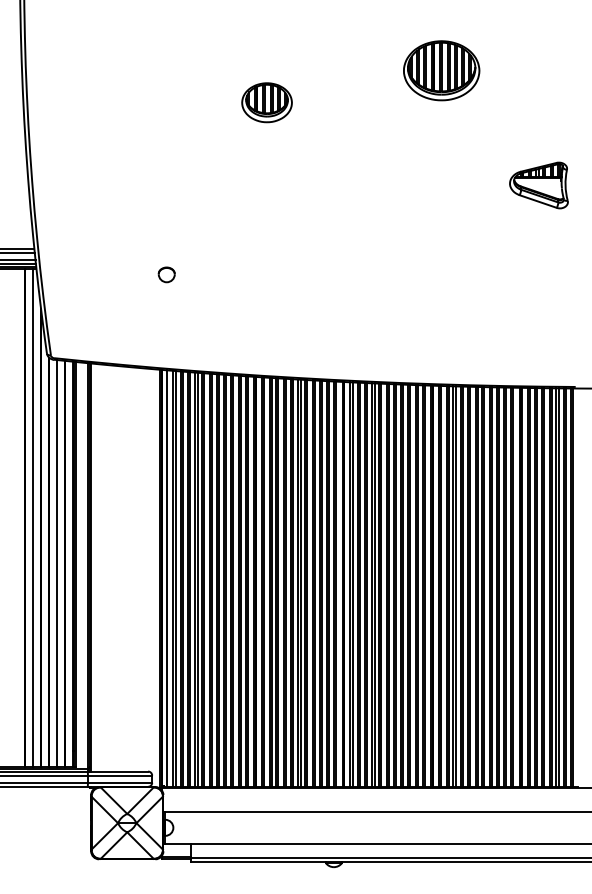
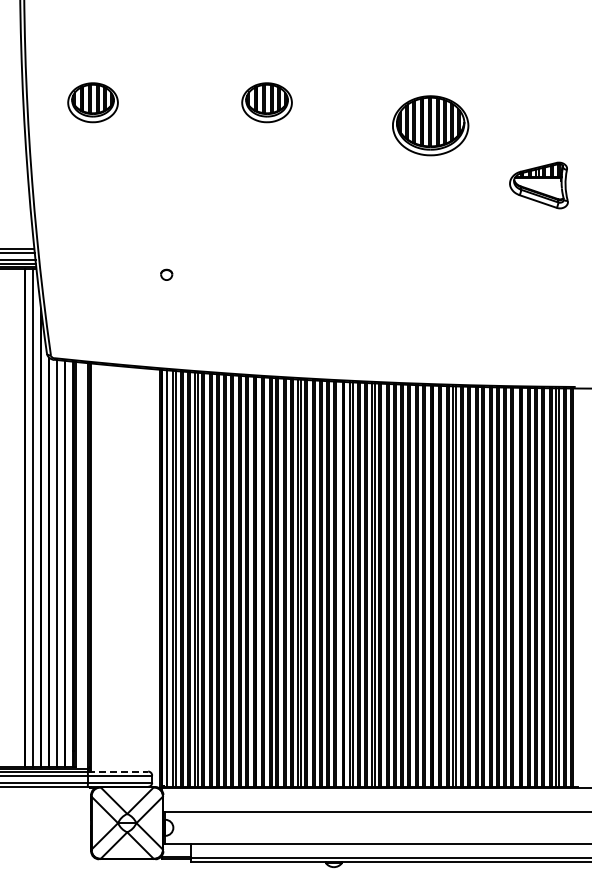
part position: (441, 70) -> (430, 125) (430, 125)
part: none -> present (92, 102)
part size: 19x18 px -> 14x13 px (166, 274)
line: solid -> dashed (118, 771)
